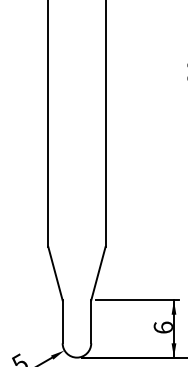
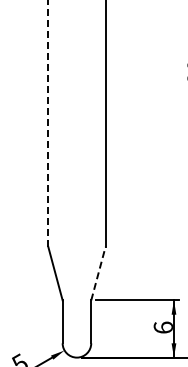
line: solid -> dashed (48, 123)
line: solid -> dashed (98, 273)
